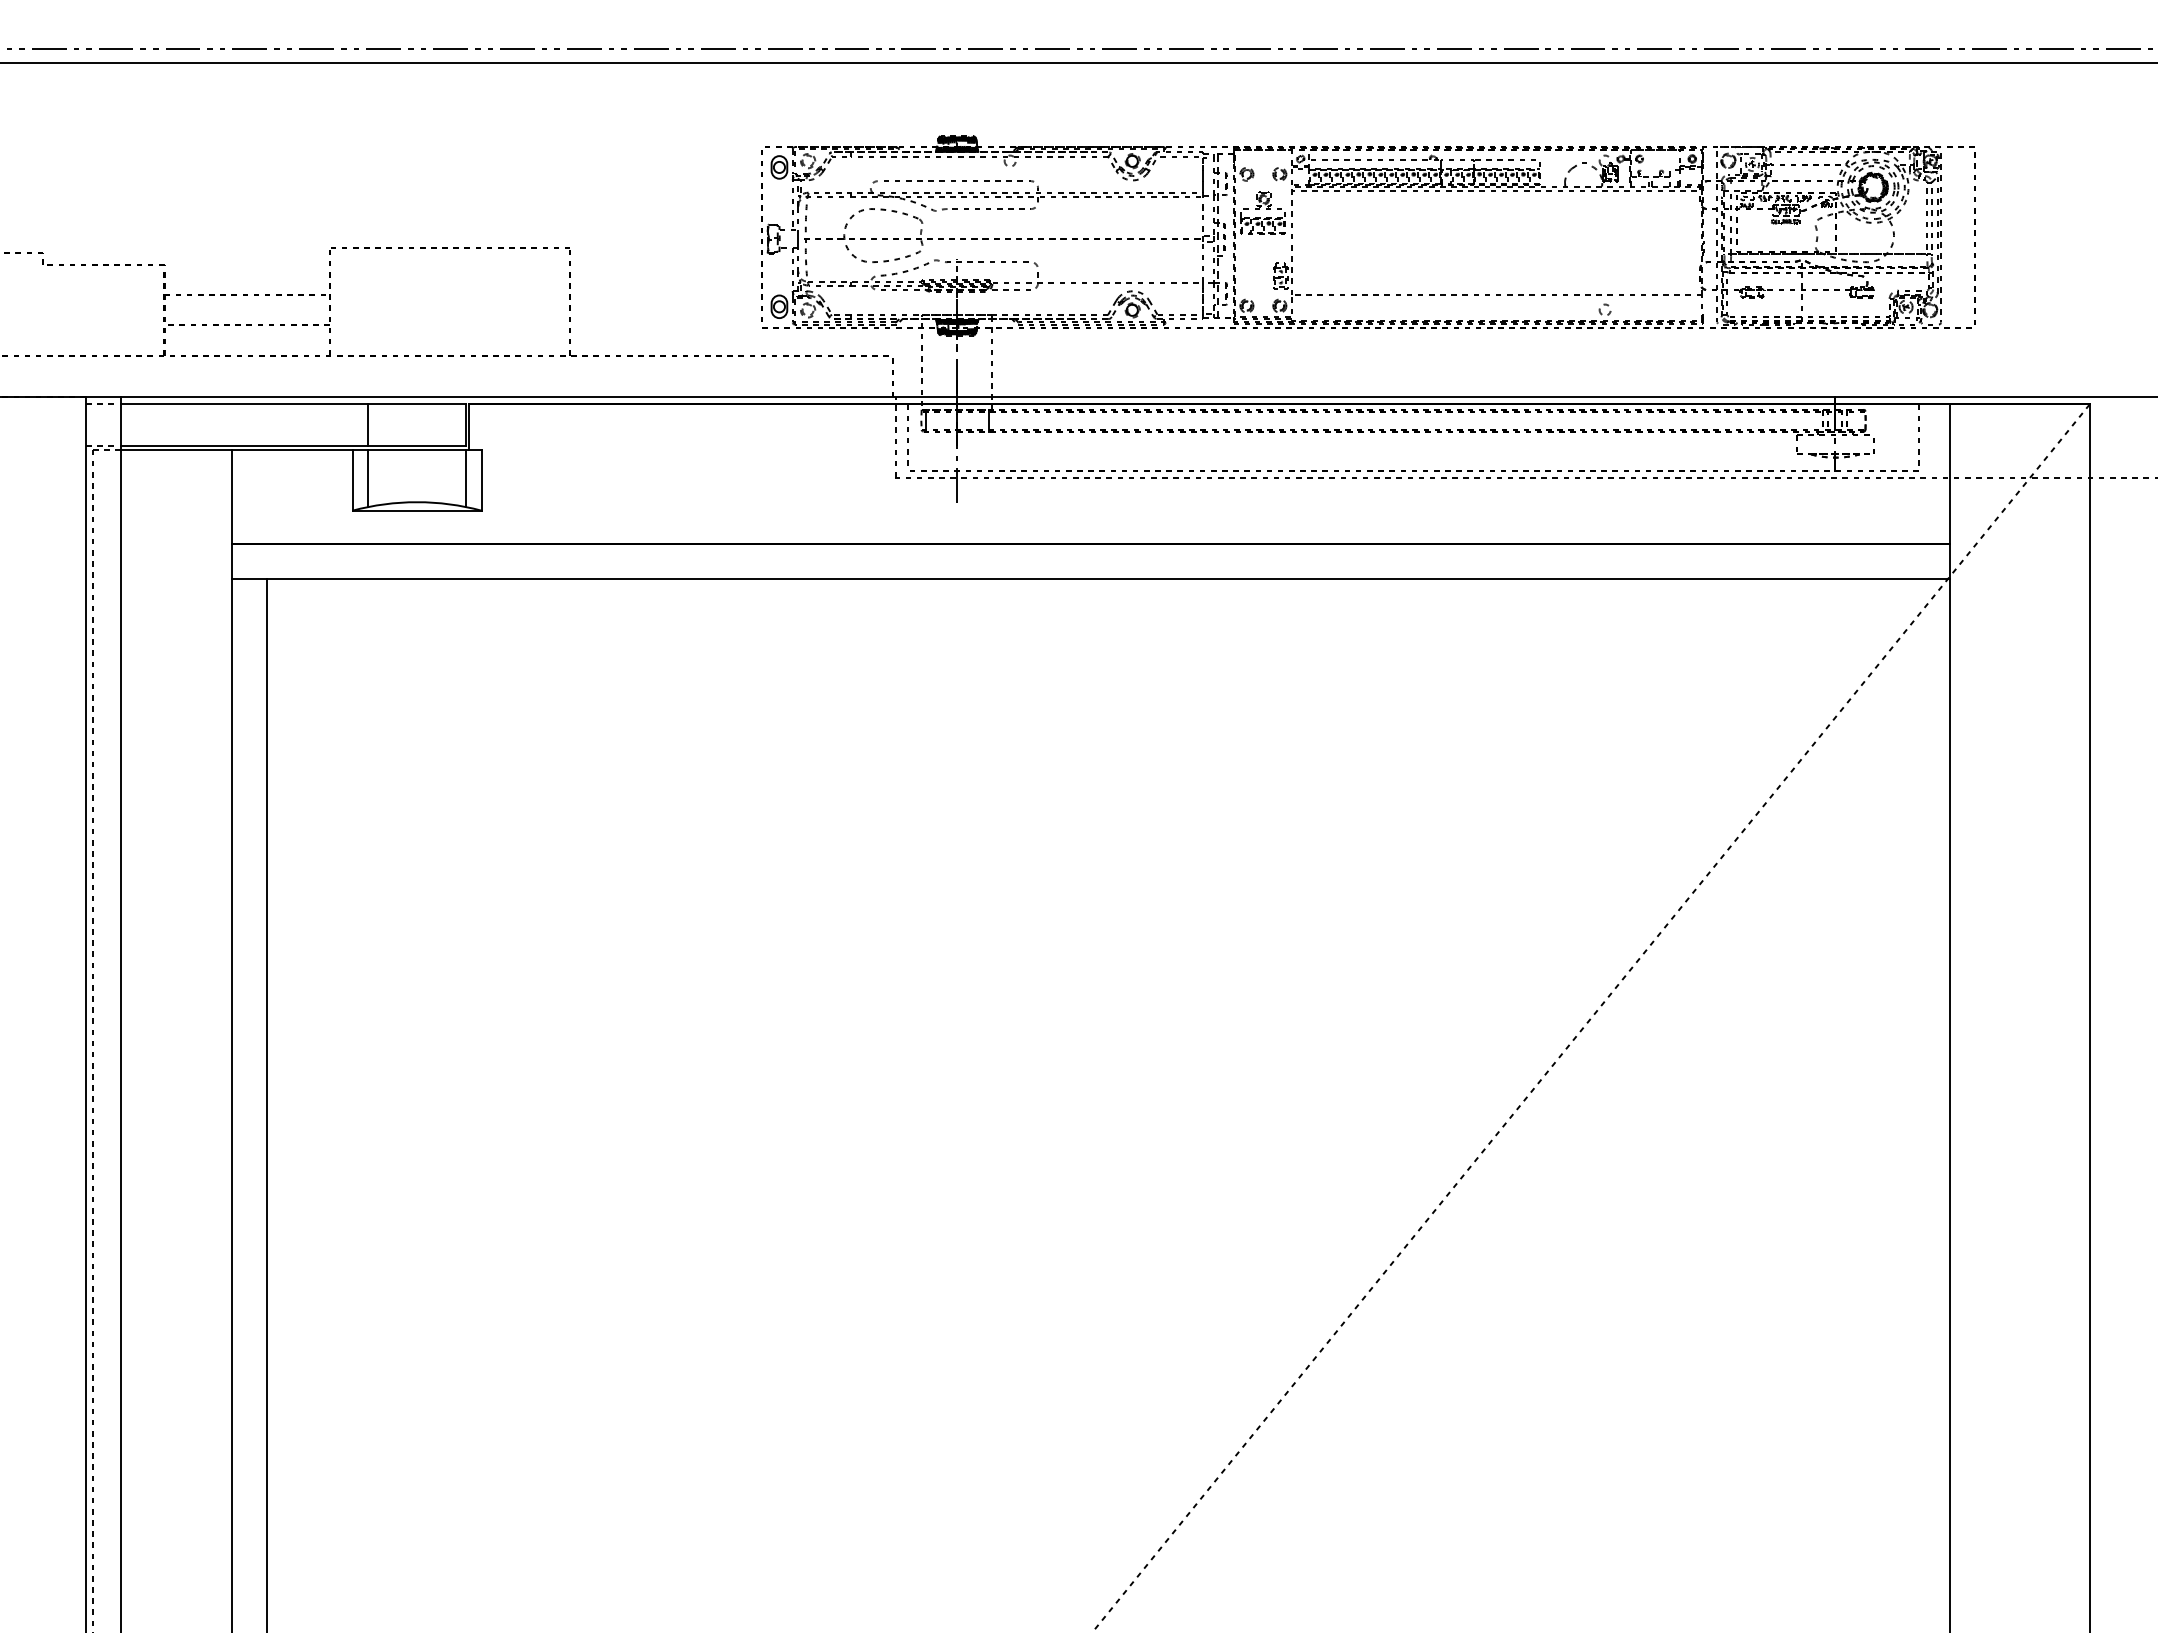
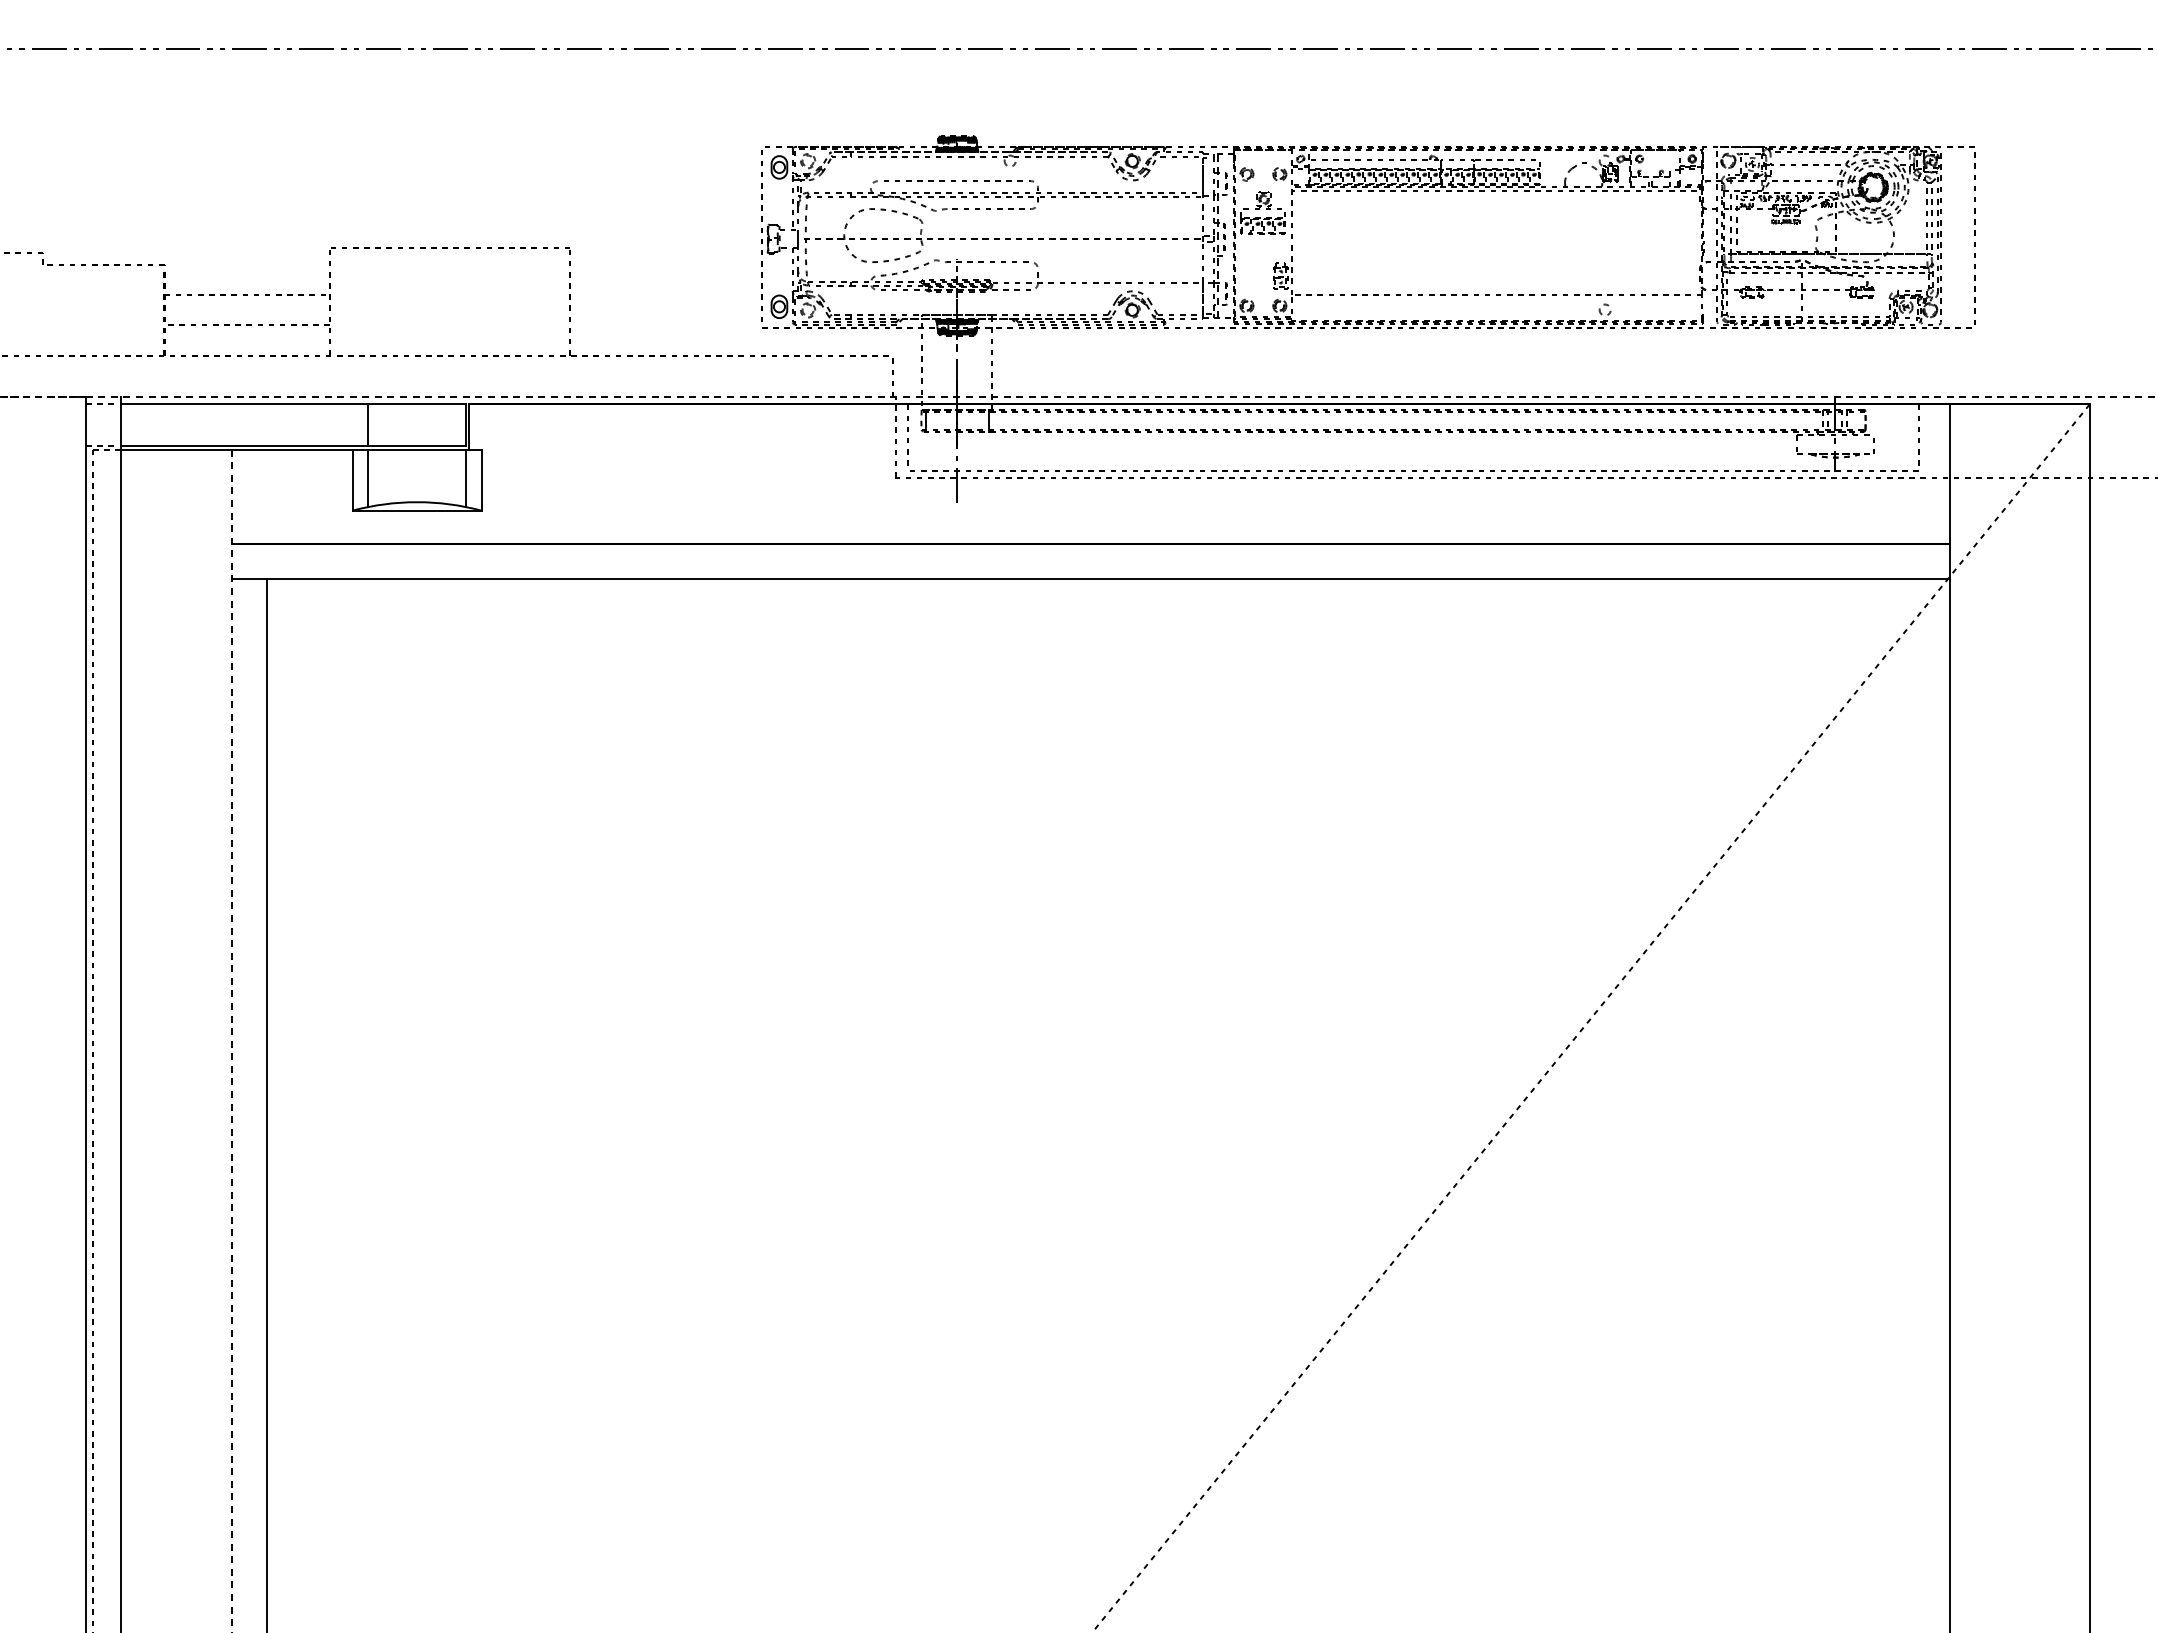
line: present -> none (1078, 62)
line: solid -> dashed (1078, 397)
line: solid -> dashed (232, 1041)
